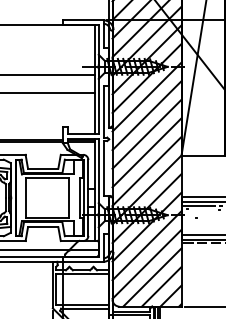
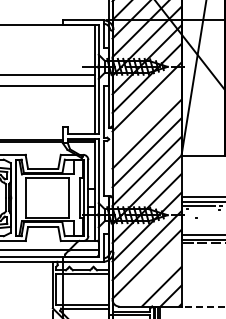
line position: (48, 92) -> (48, 85) (48, 85)
line: present -> none (146, 115)
line: present -> none (152, 277)
line: solid -> dashed (205, 306)
